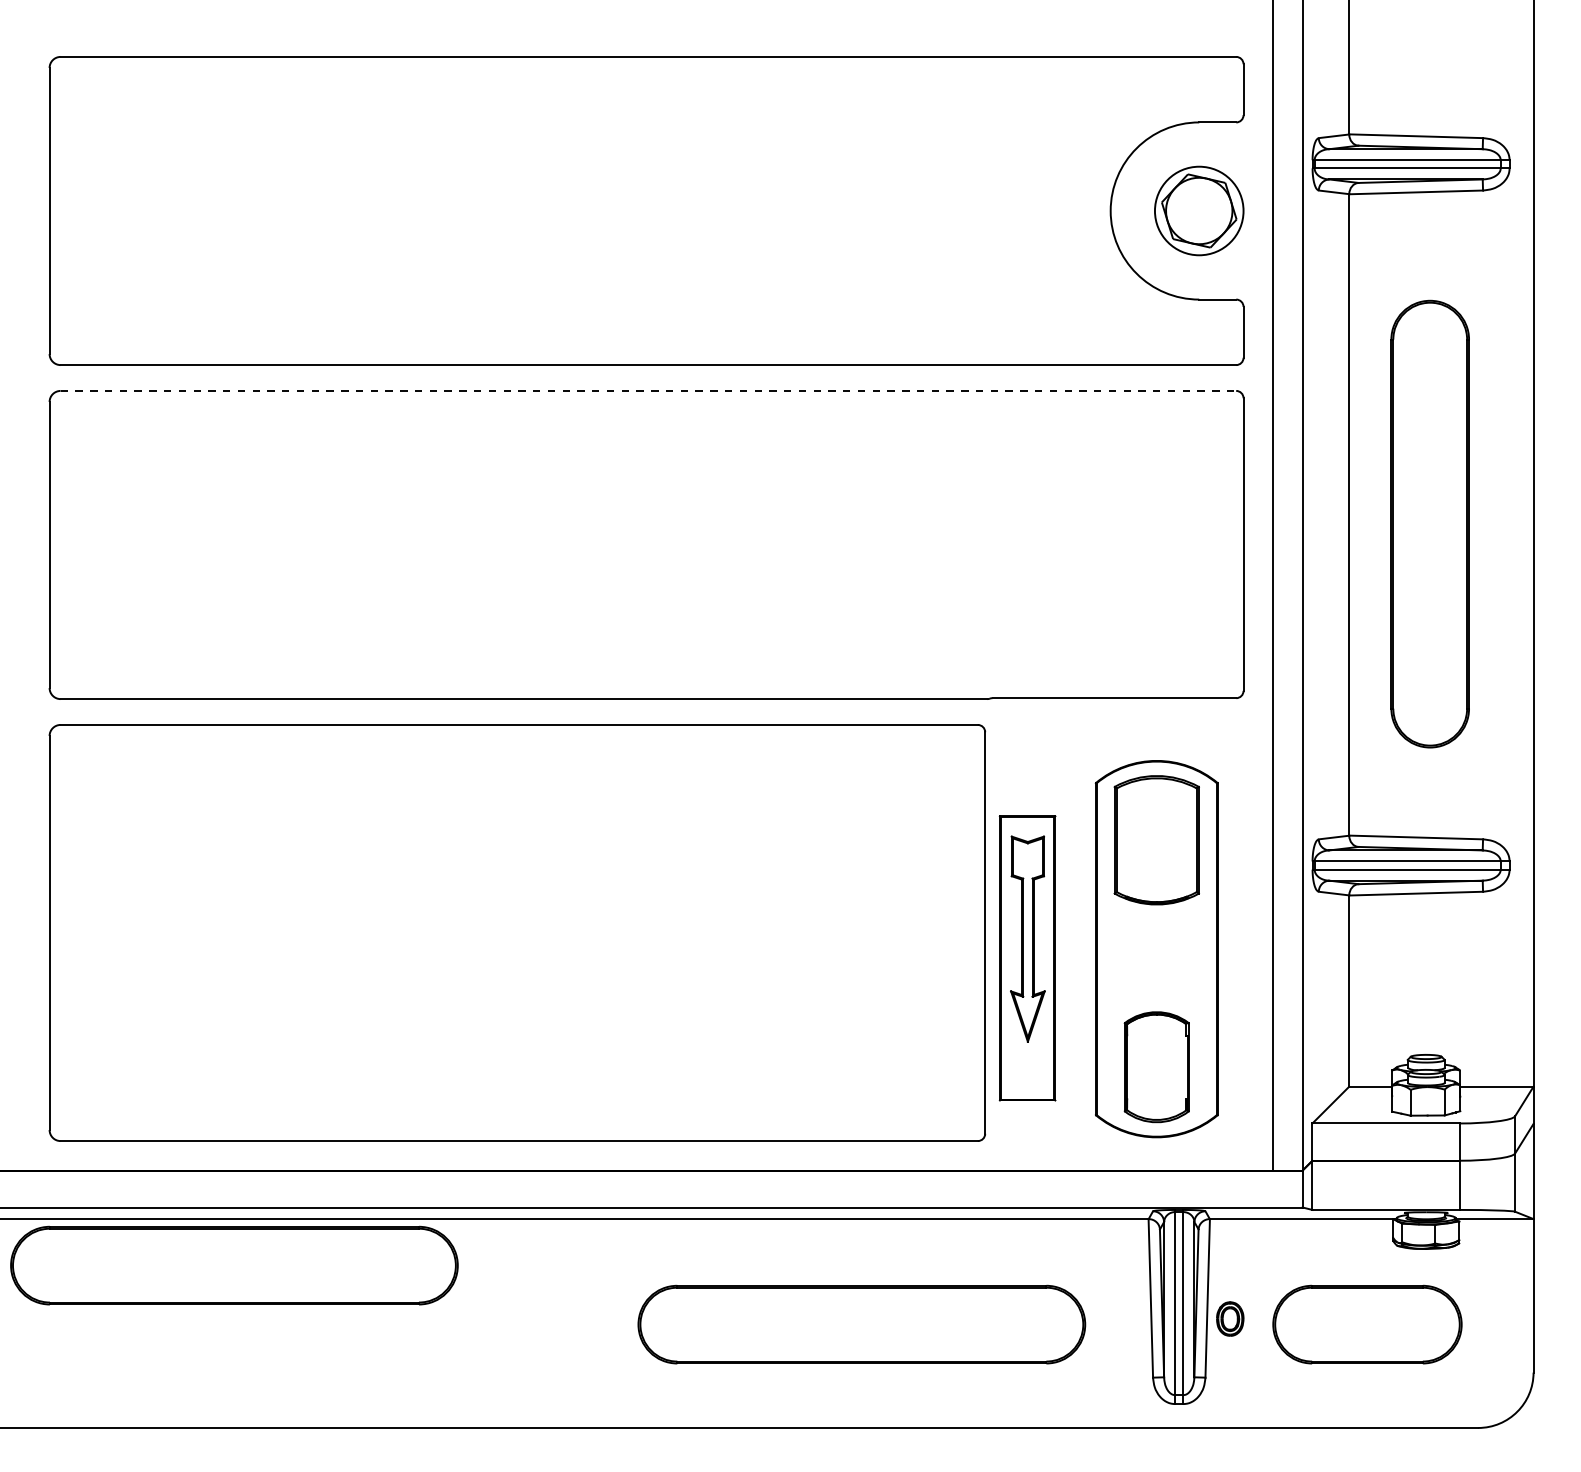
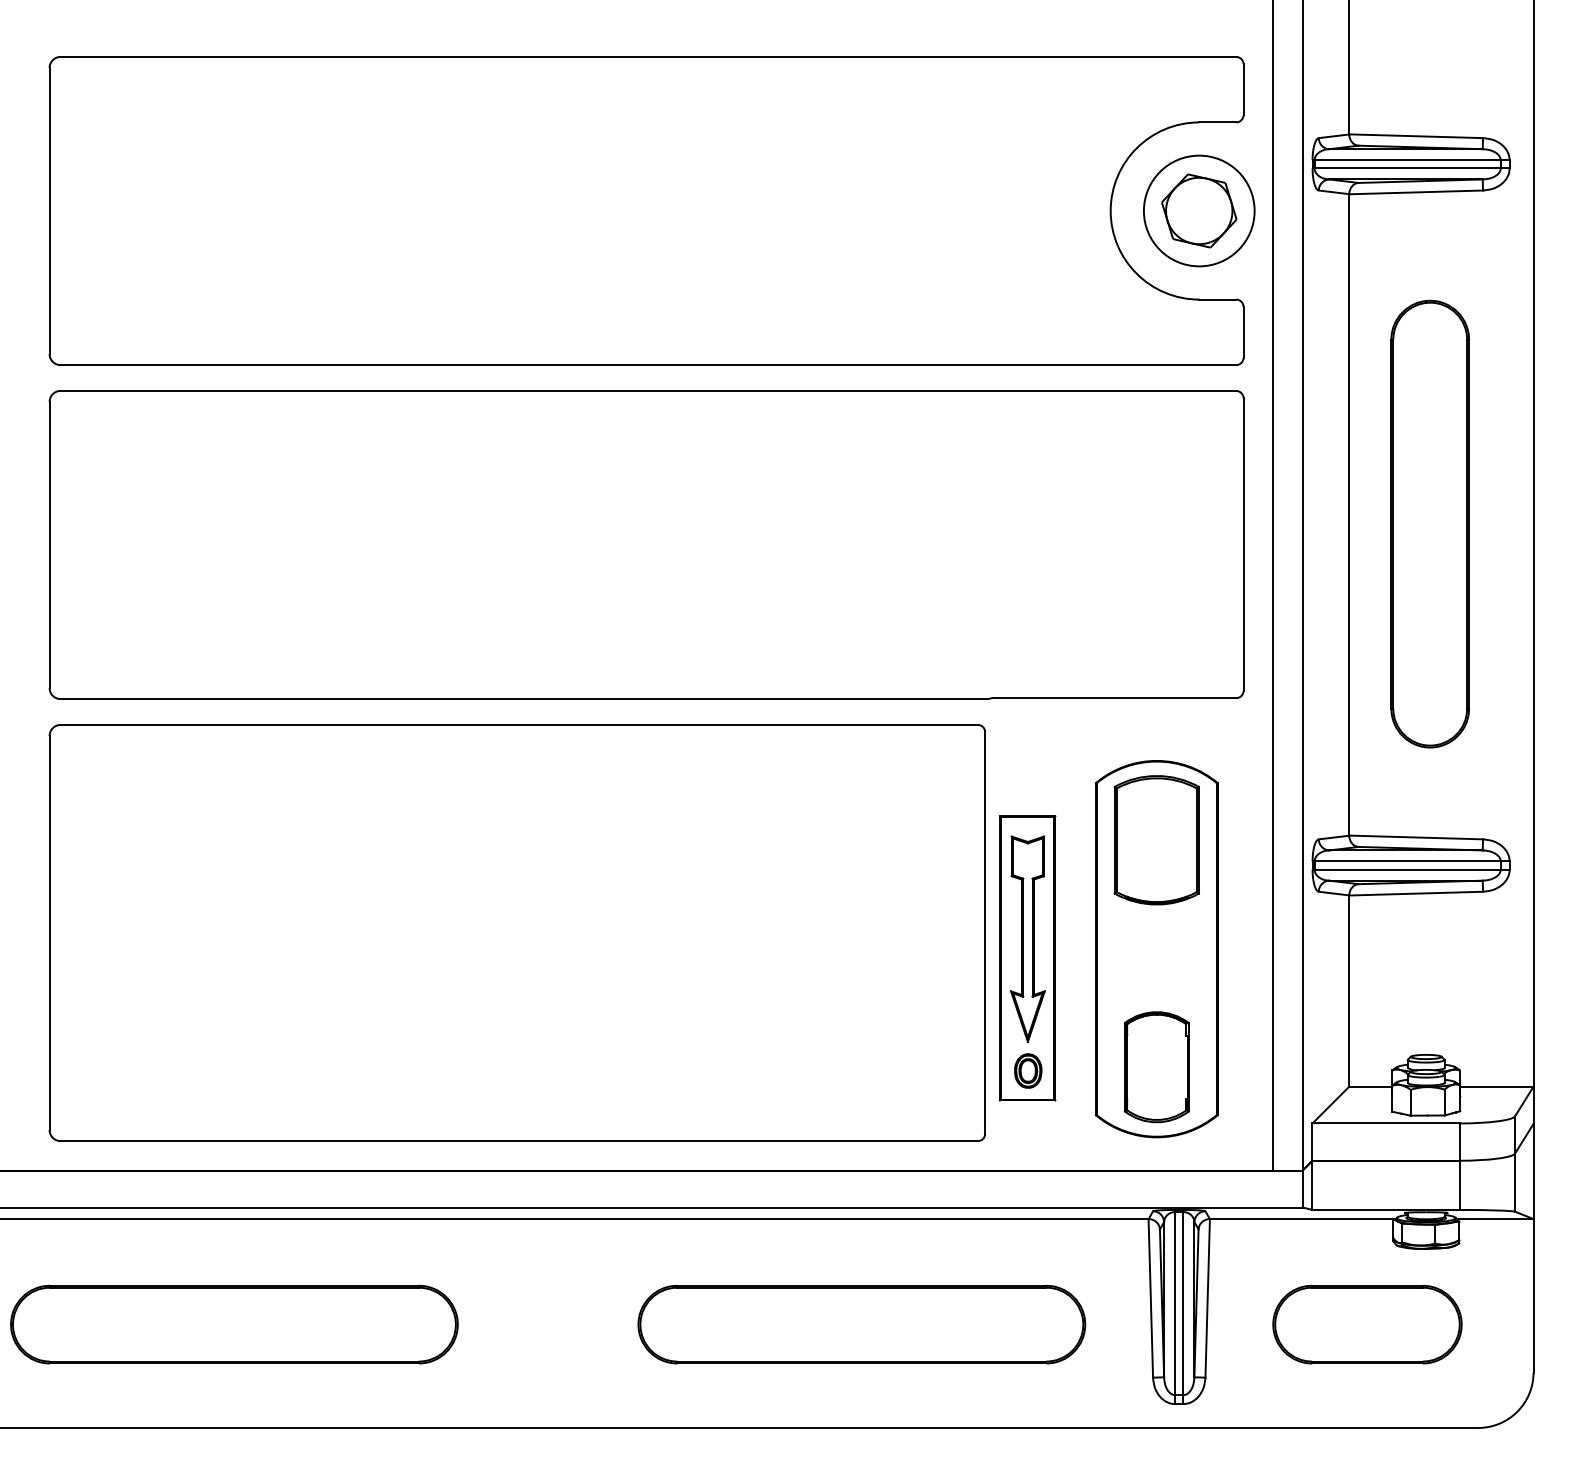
circle diameter: 89 px -> 111 px (1198, 210)
line: dashed -> solid (648, 390)
part position: (234, 1265) -> (234, 1324) (234, 1324)
part position: (1230, 1318) -> (1028, 1070) (1028, 1070)
